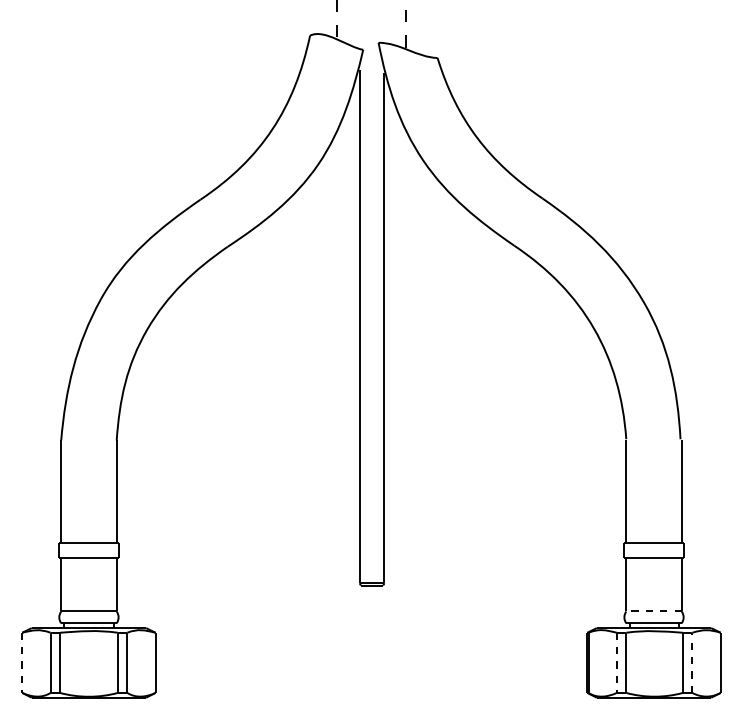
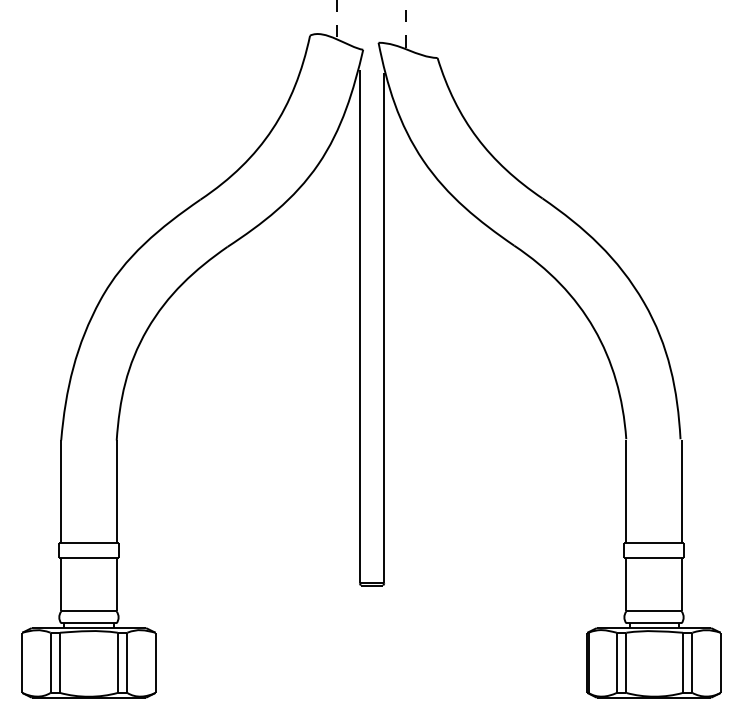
line: dashed -> solid (654, 611)
line: dashed -> solid (692, 662)
line: dashed -> solid (22, 663)
line: dashed -> solid (616, 663)
